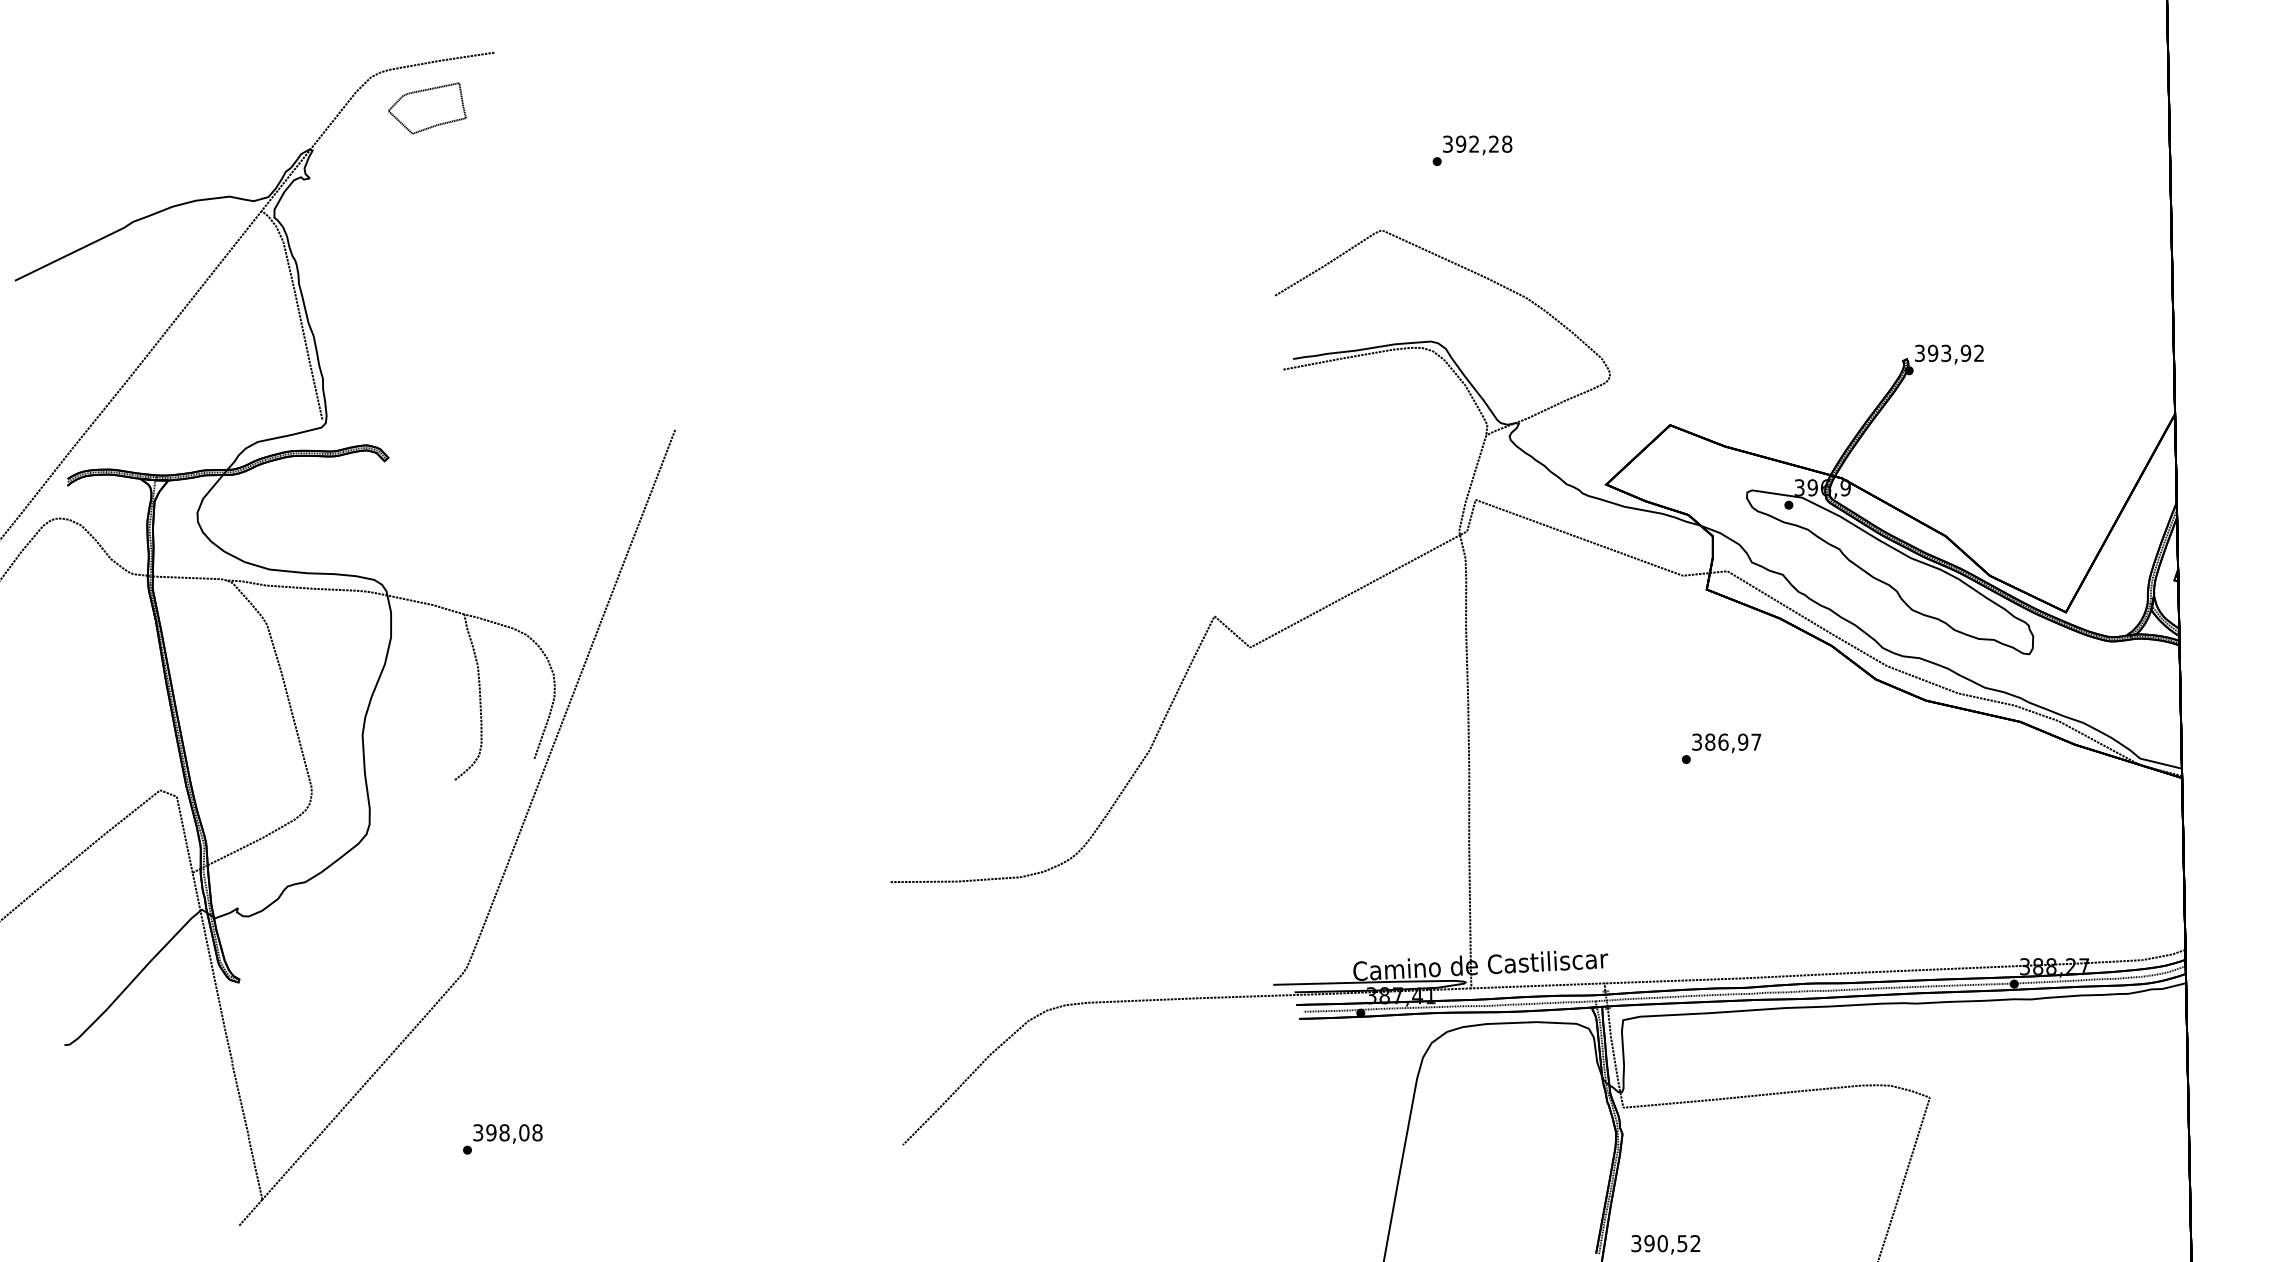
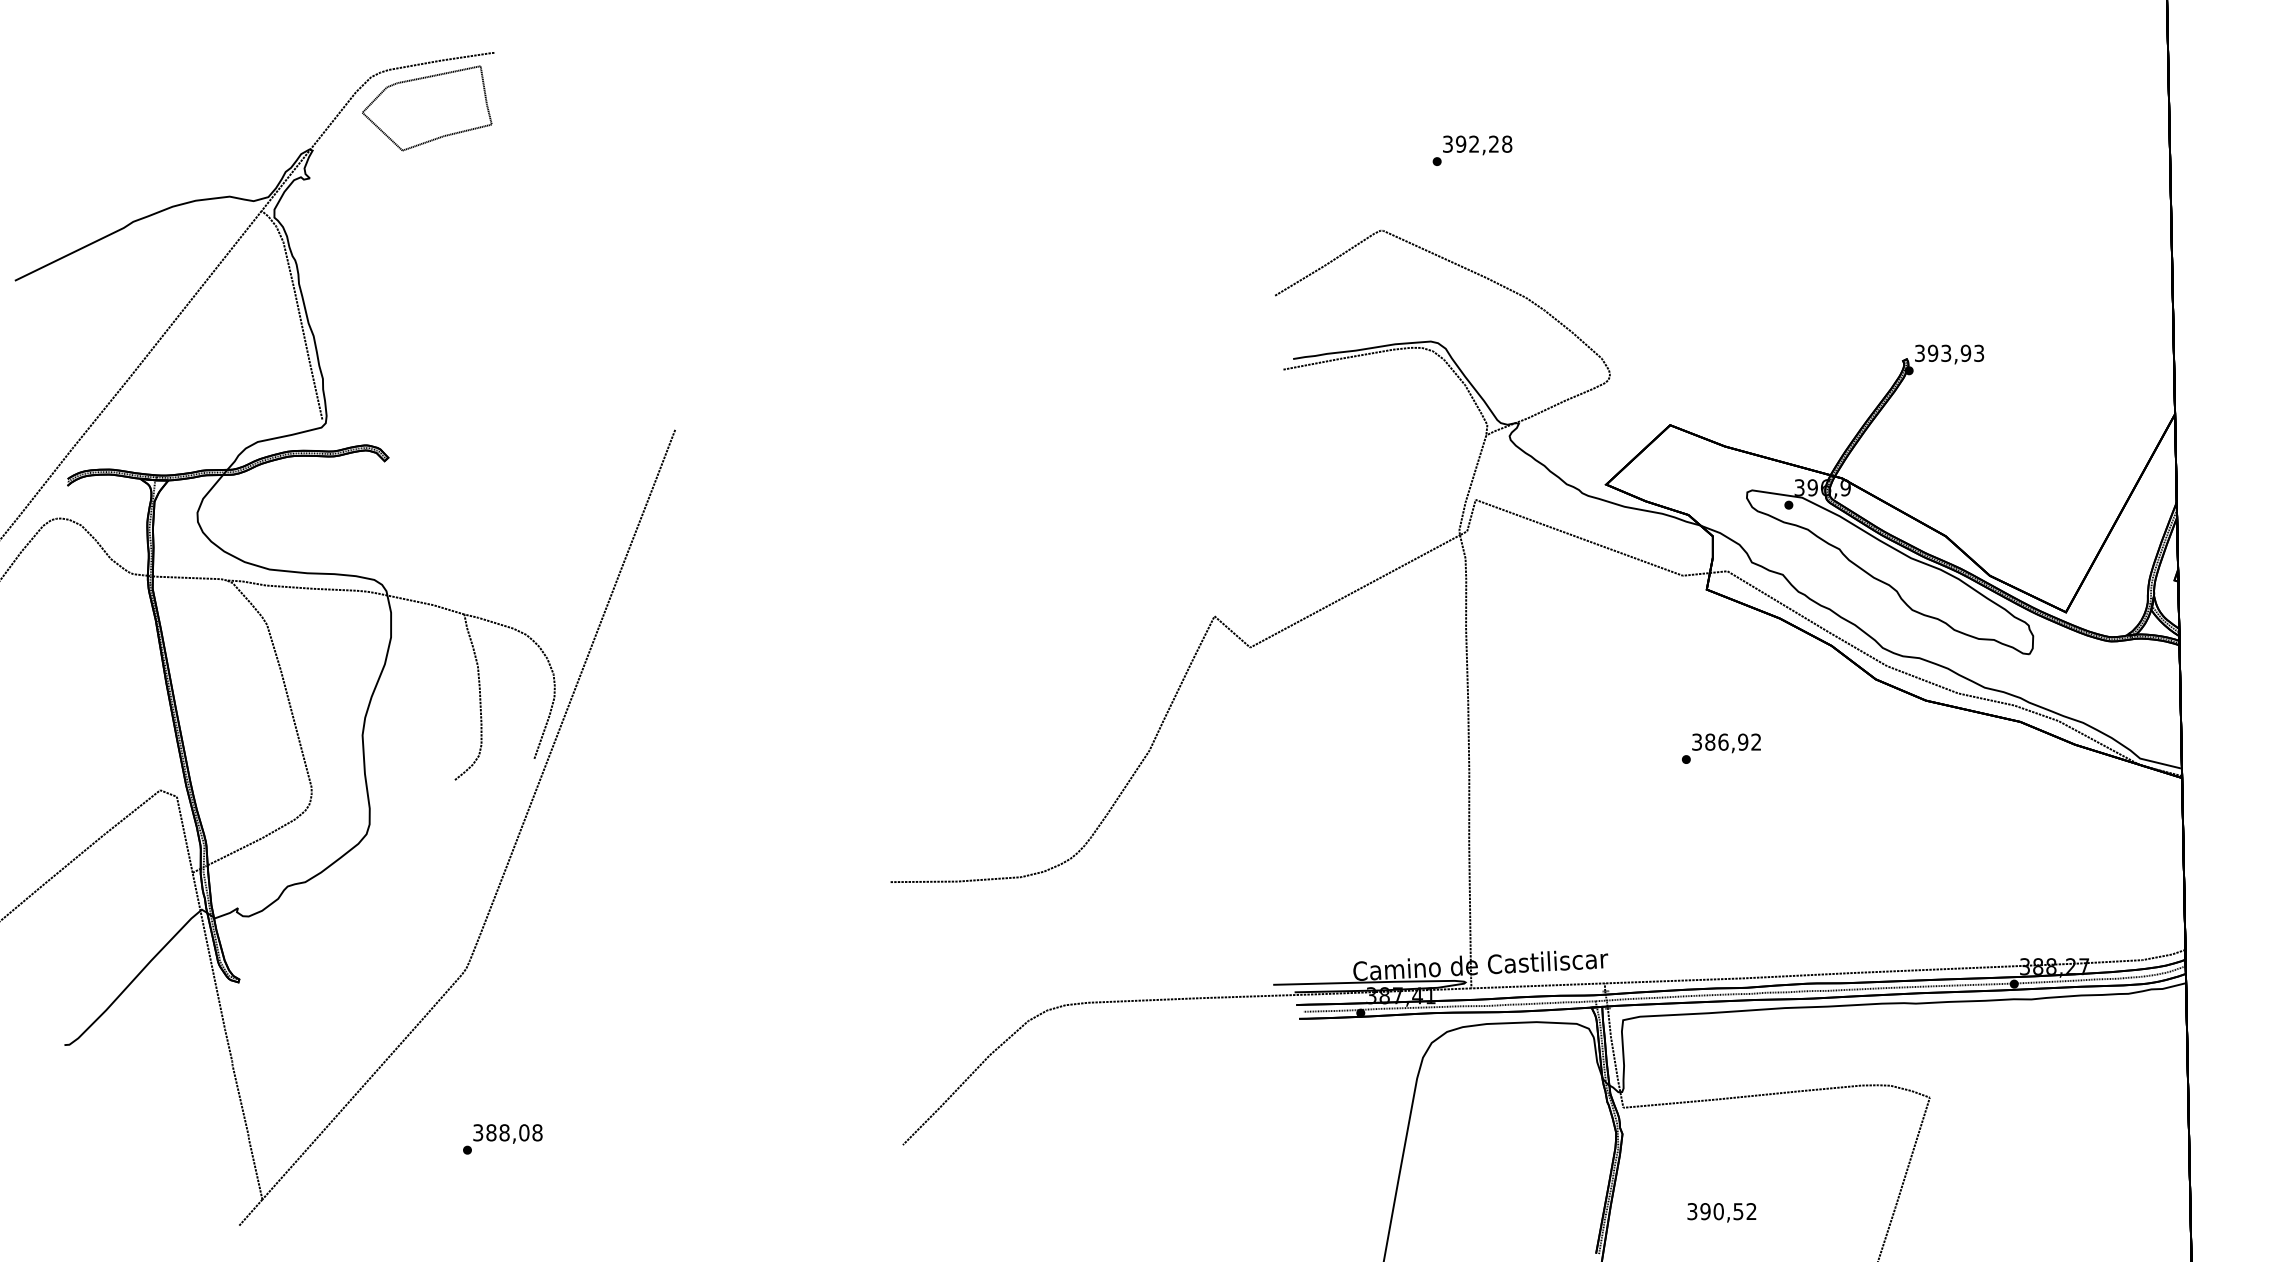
part size: 79x53 px -> 131x87 px (427, 108)
text: 393,92 -> 393,93 (1979, 353)
text: 386,97 -> 386,92 (1756, 741)
text: 398,08 -> 388,08 (491, 1132)
text position: (1665, 1244) -> (1721, 1212) (1721, 1212)
